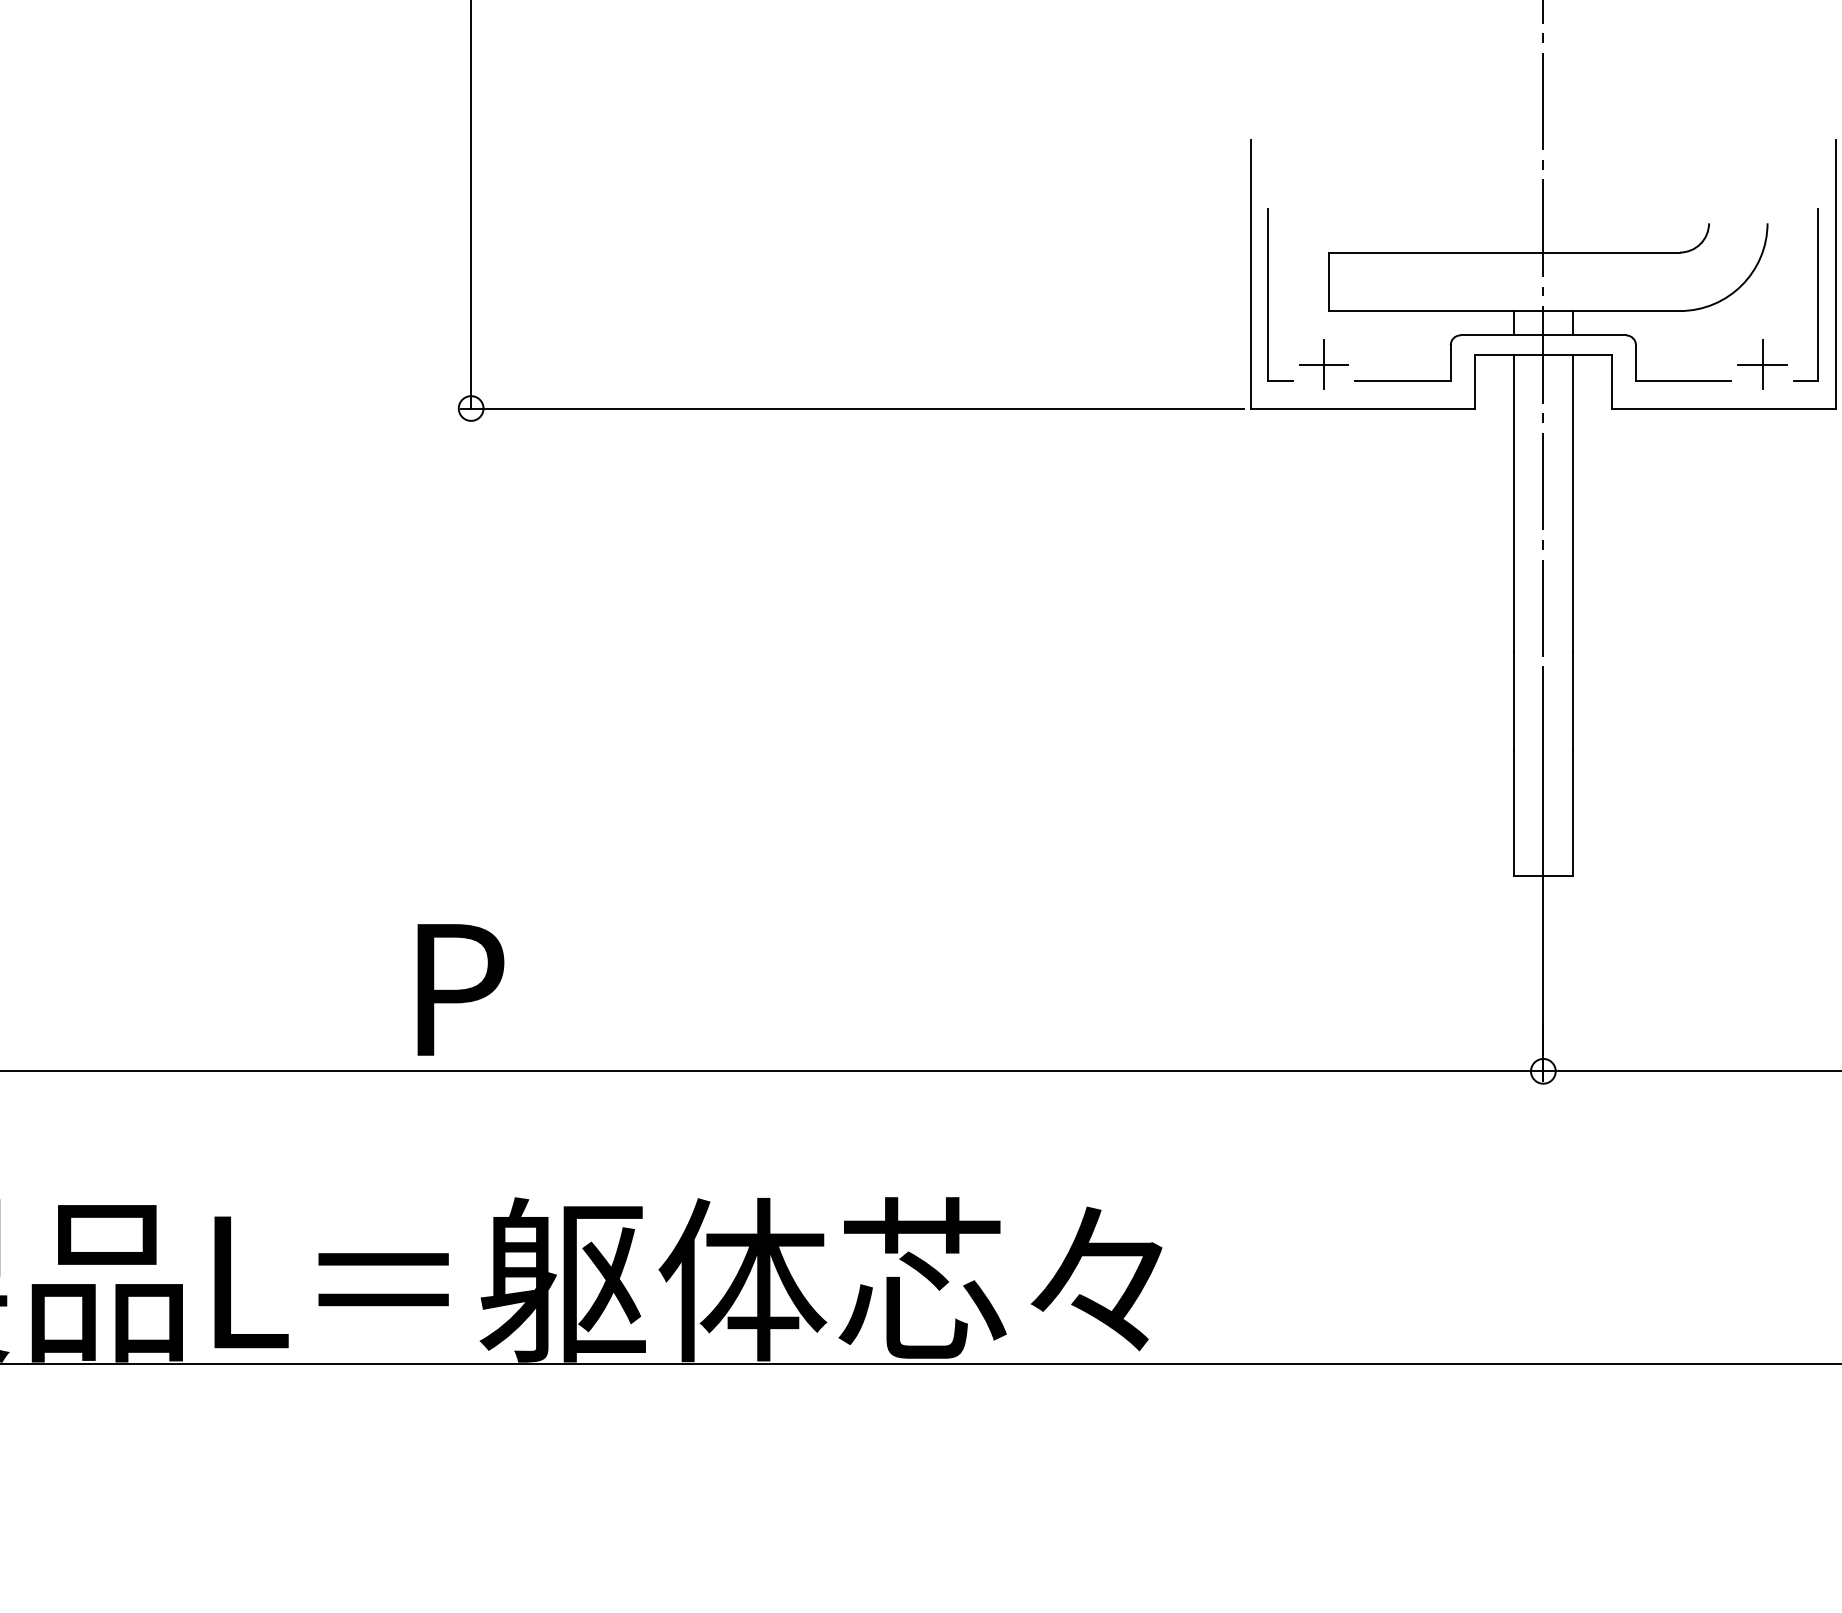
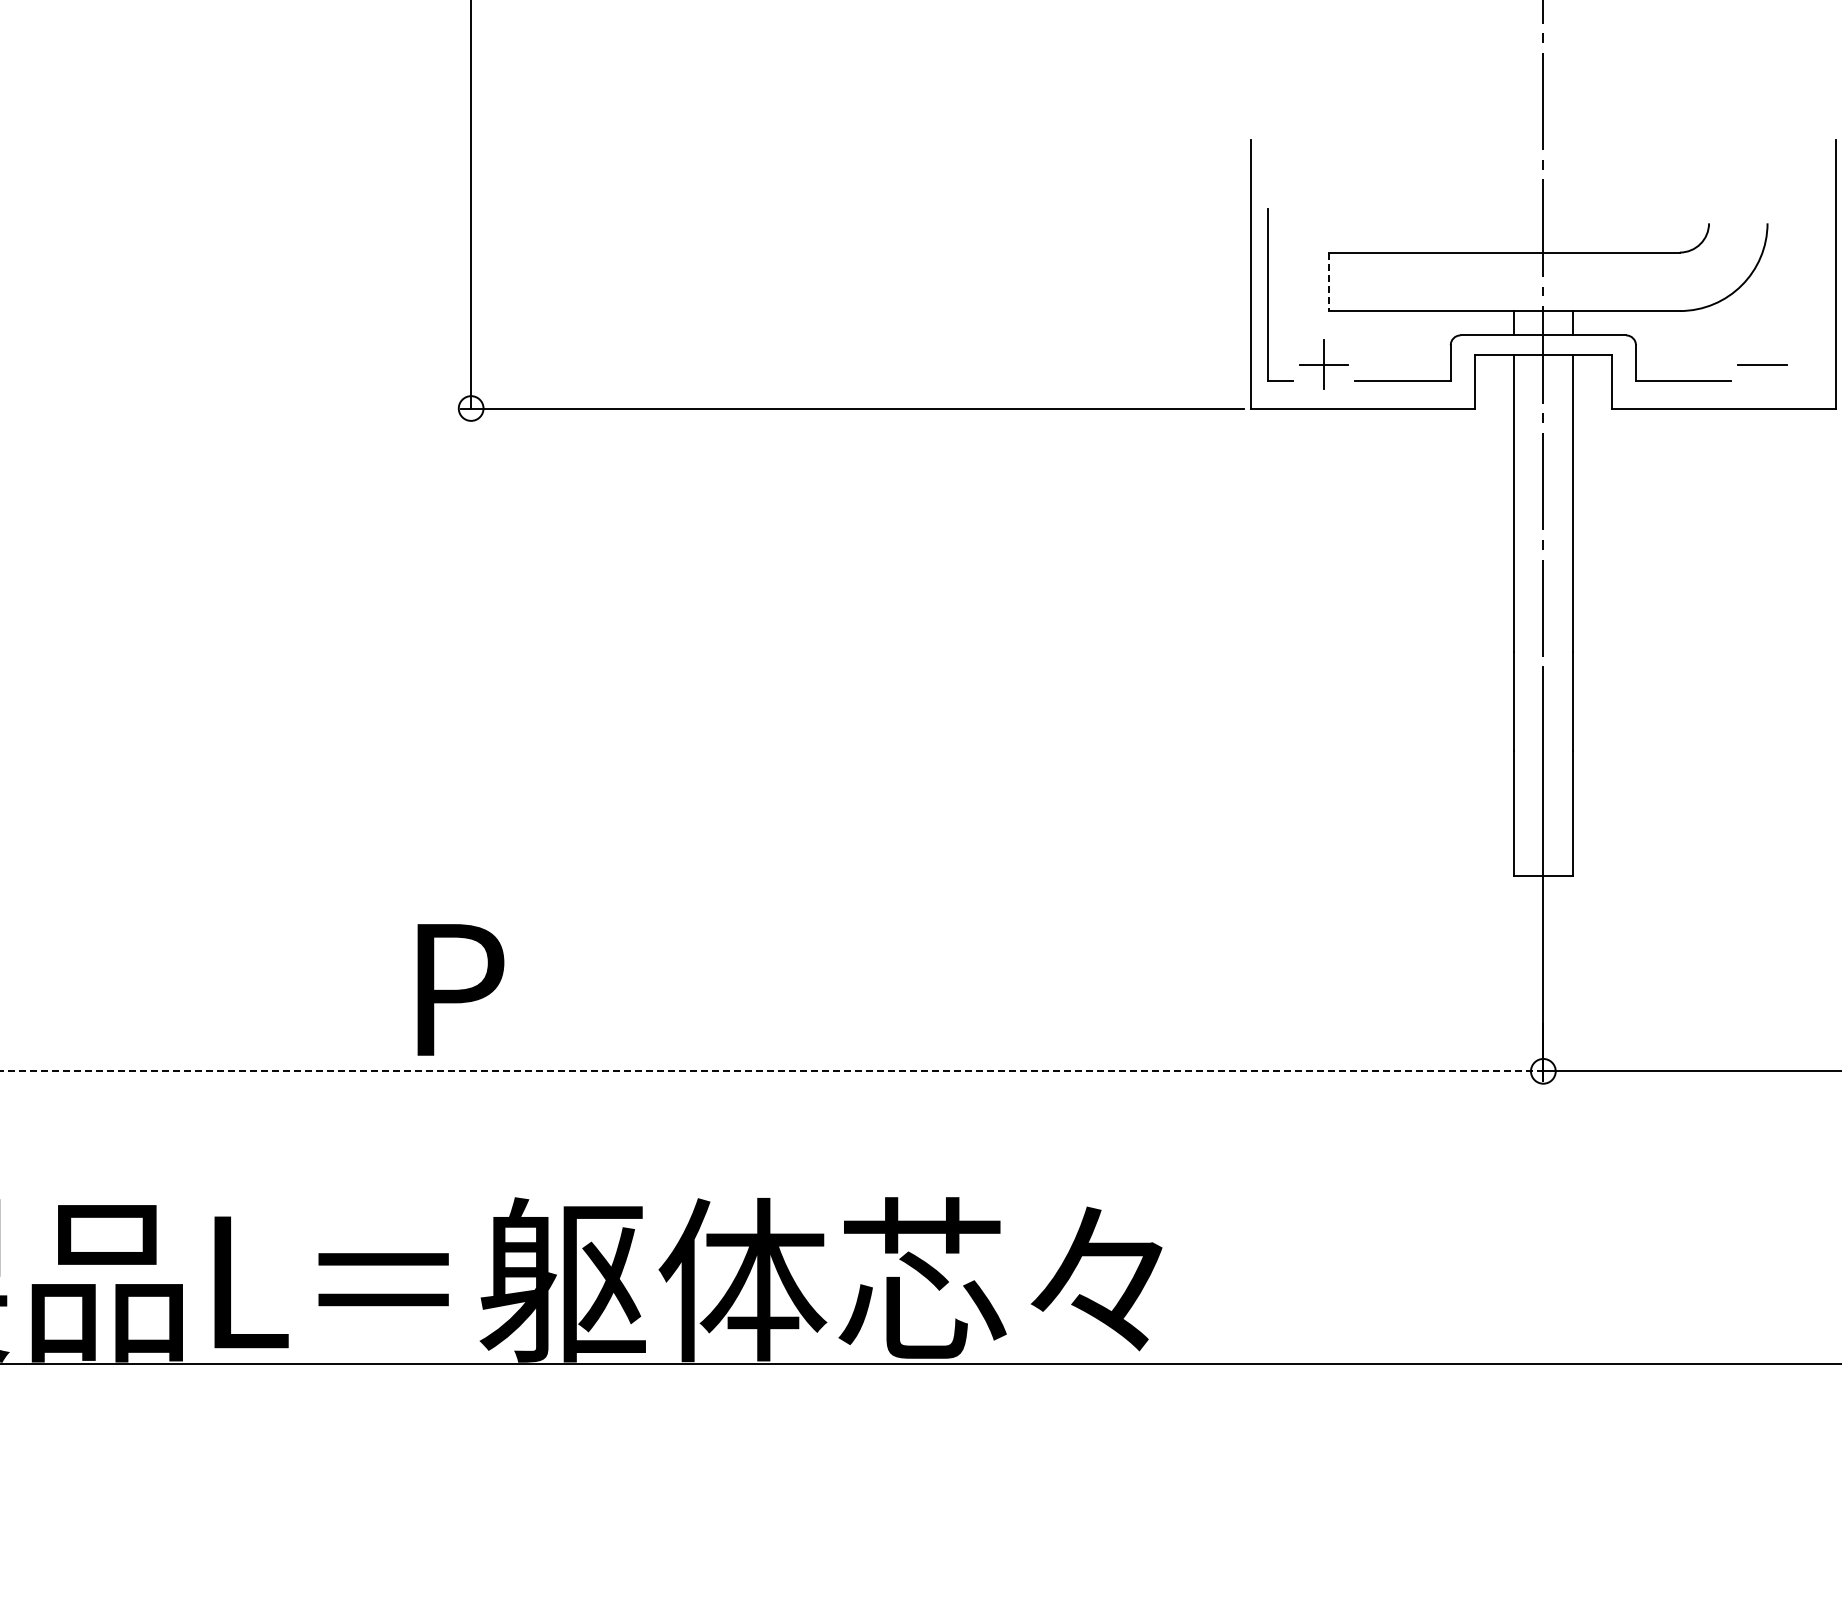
line: solid -> dashed (1328, 282)
part: present -> none (1817, 294)
line: present -> none (1762, 364)
line: solid -> dashed (772, 1071)
